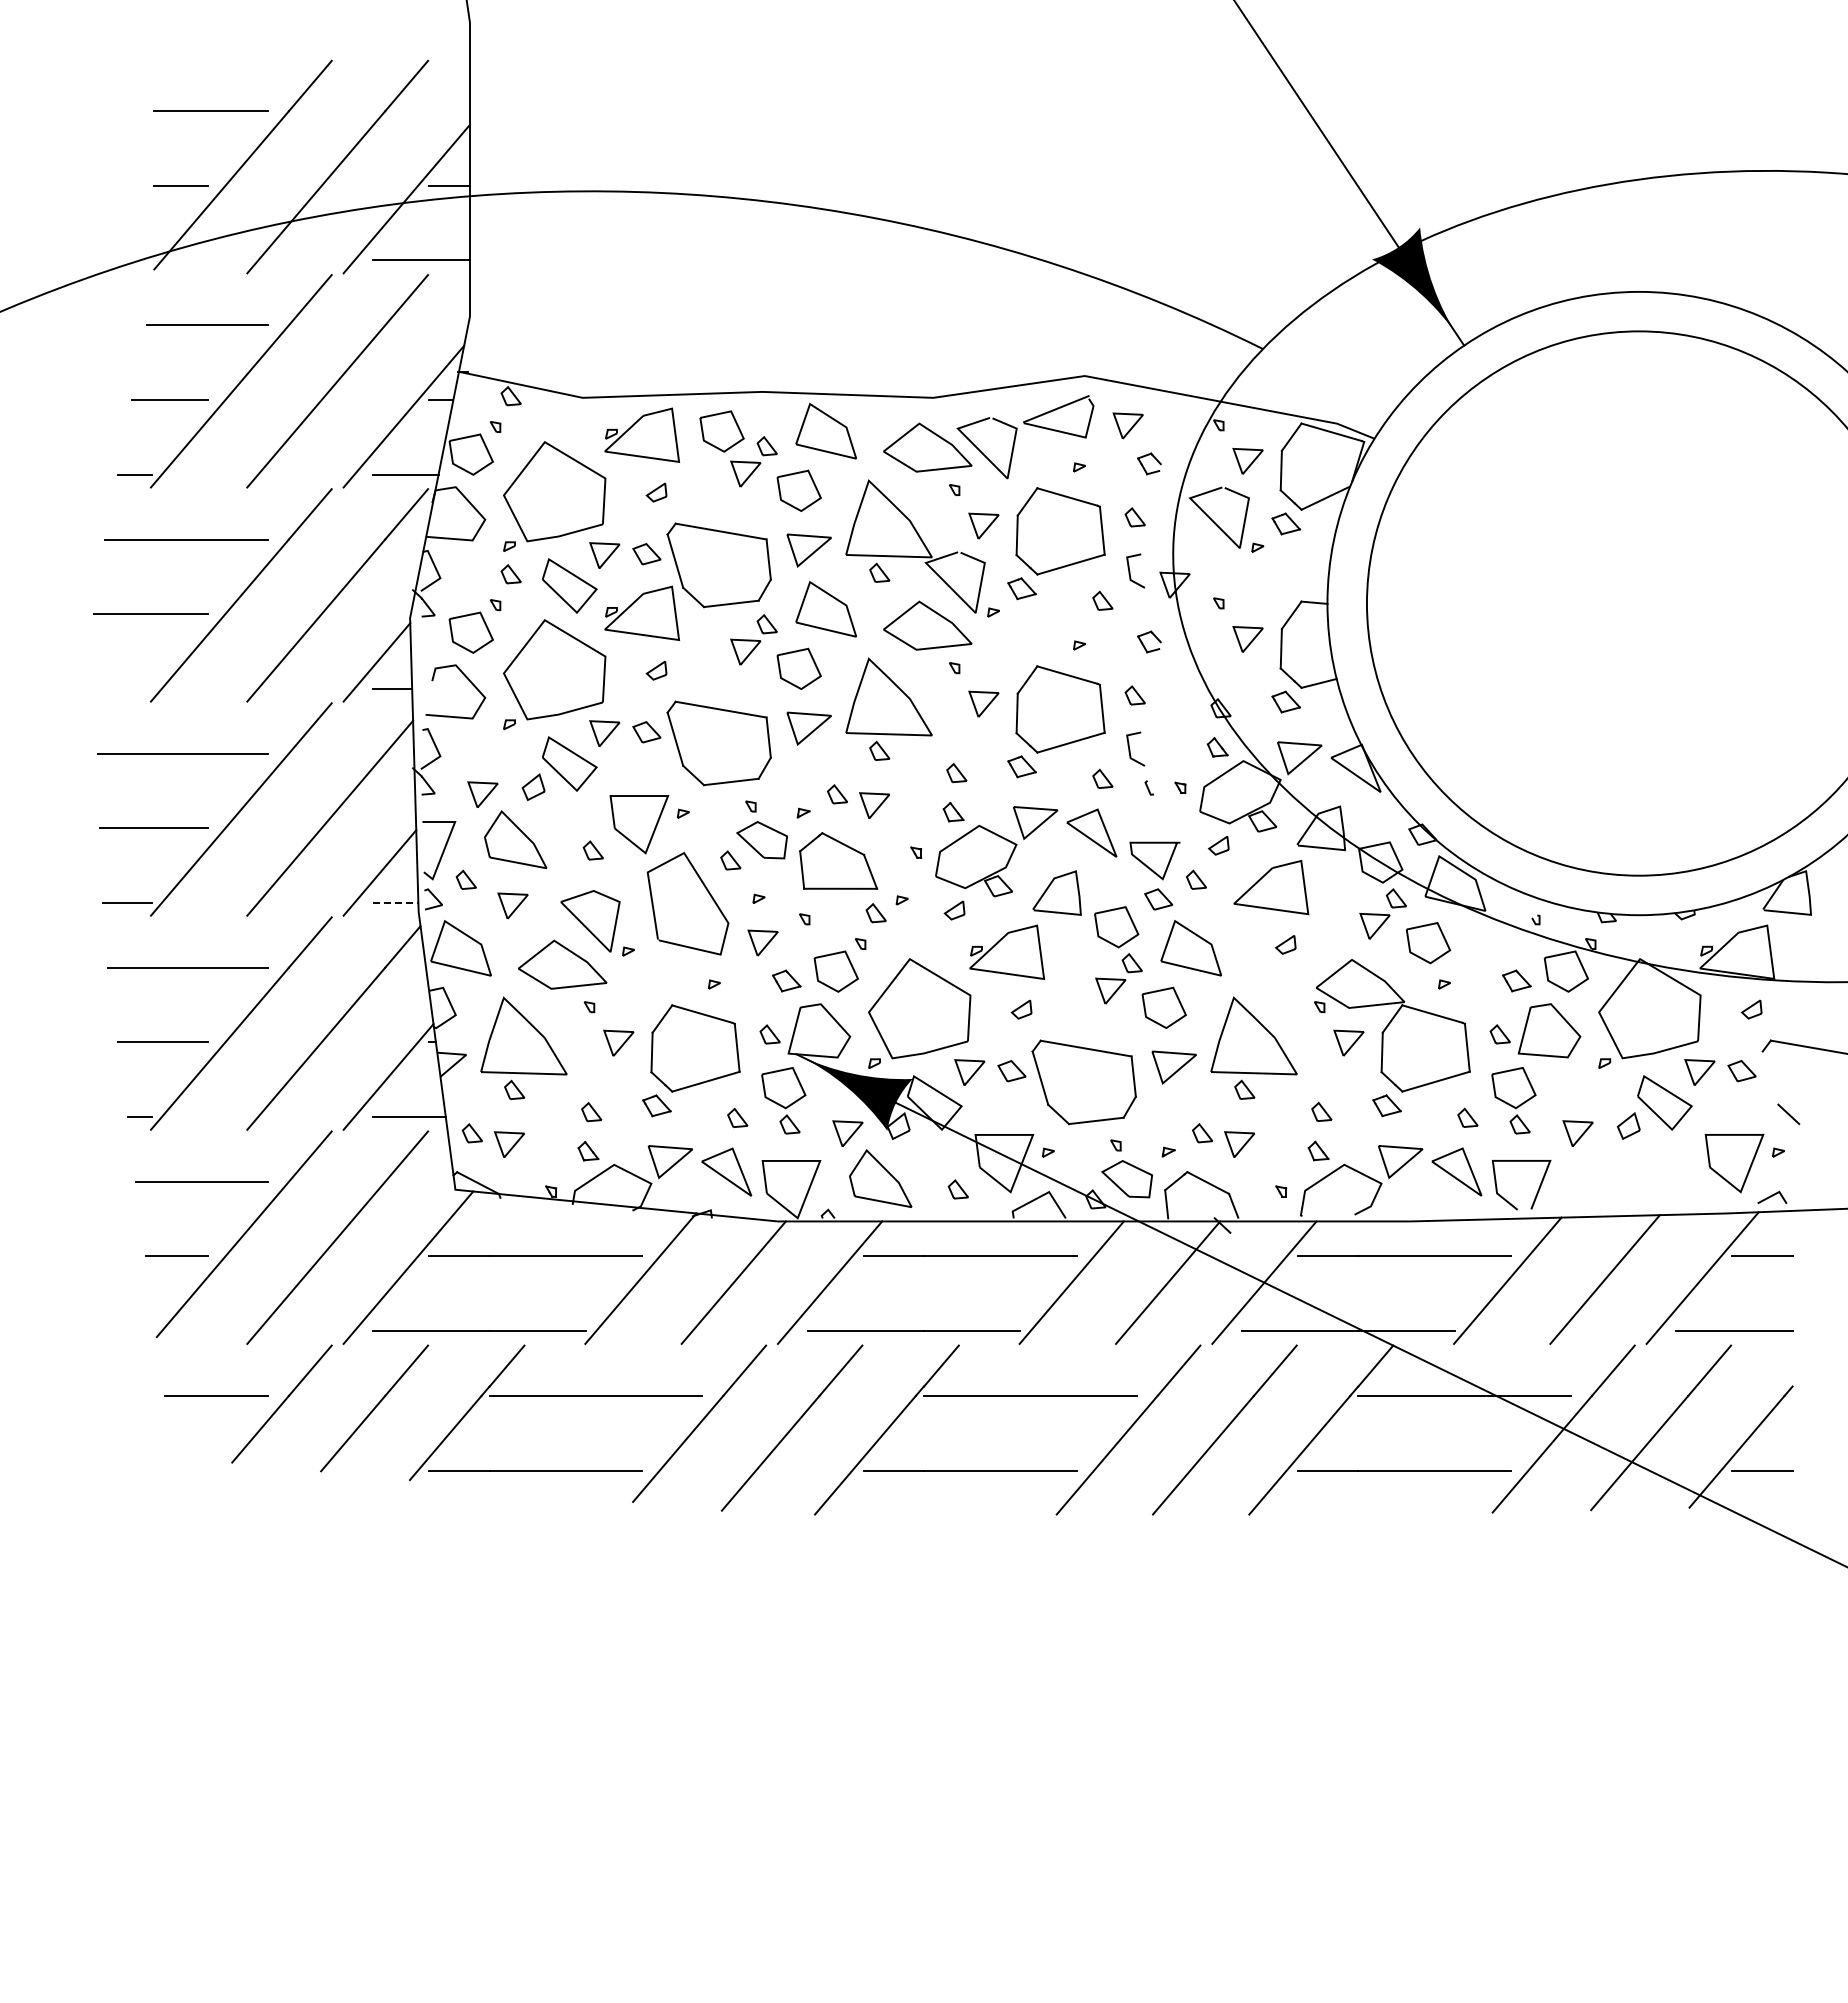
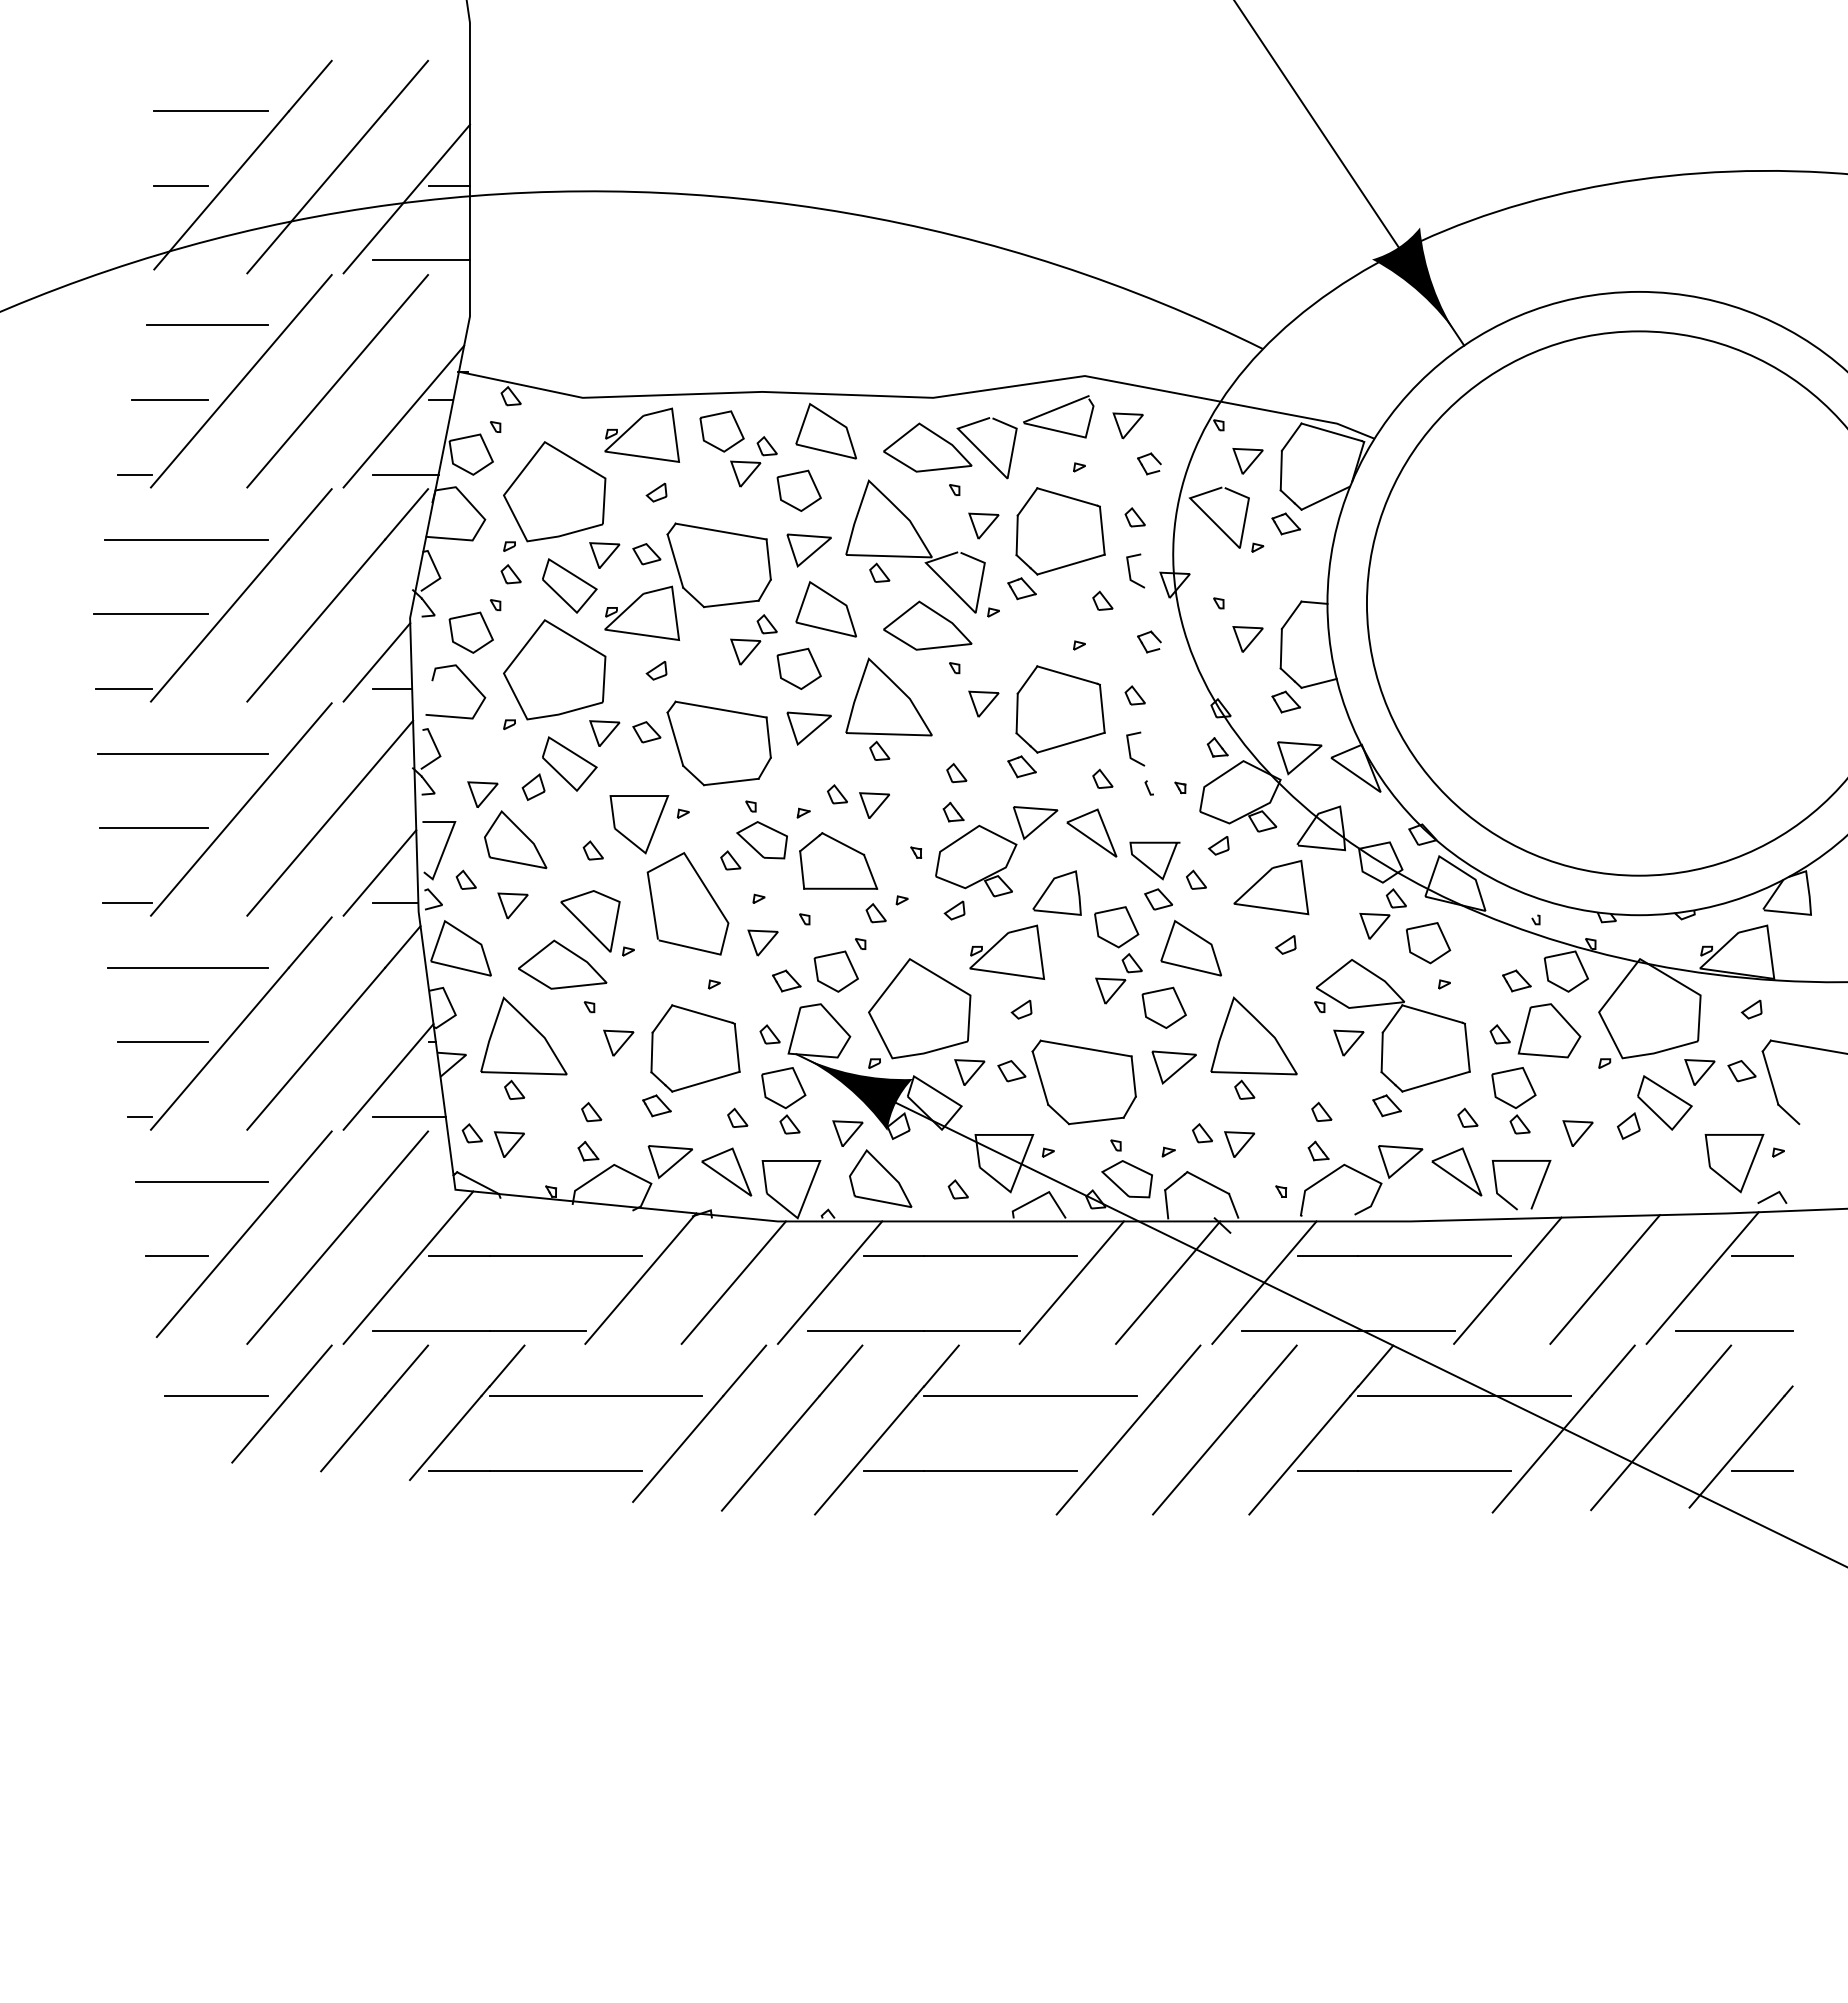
line: none -> present (123, 688)
line: dashed -> solid (395, 902)
line: none -> present (1770, 1077)
